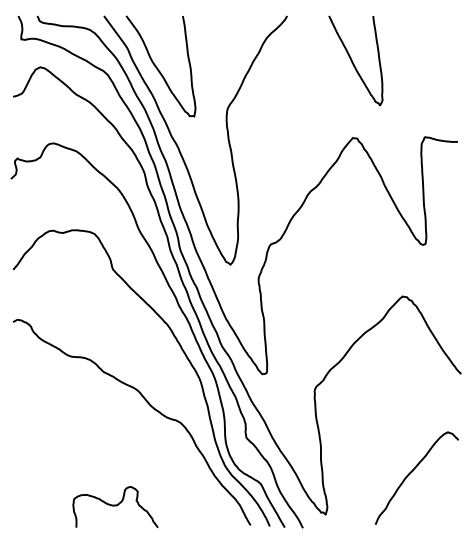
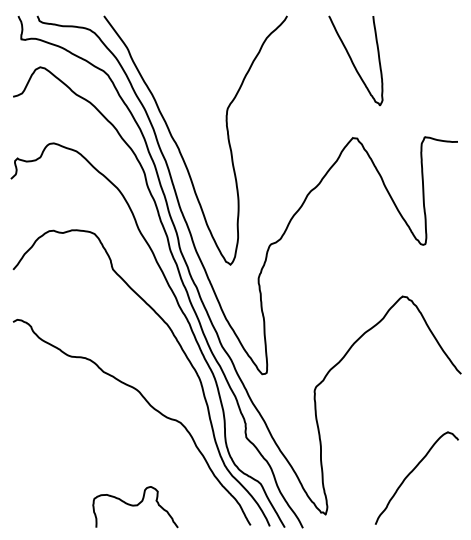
curve: present -> none (158, 68)
curve position: (115, 506) -> (135, 506) (135, 506)
